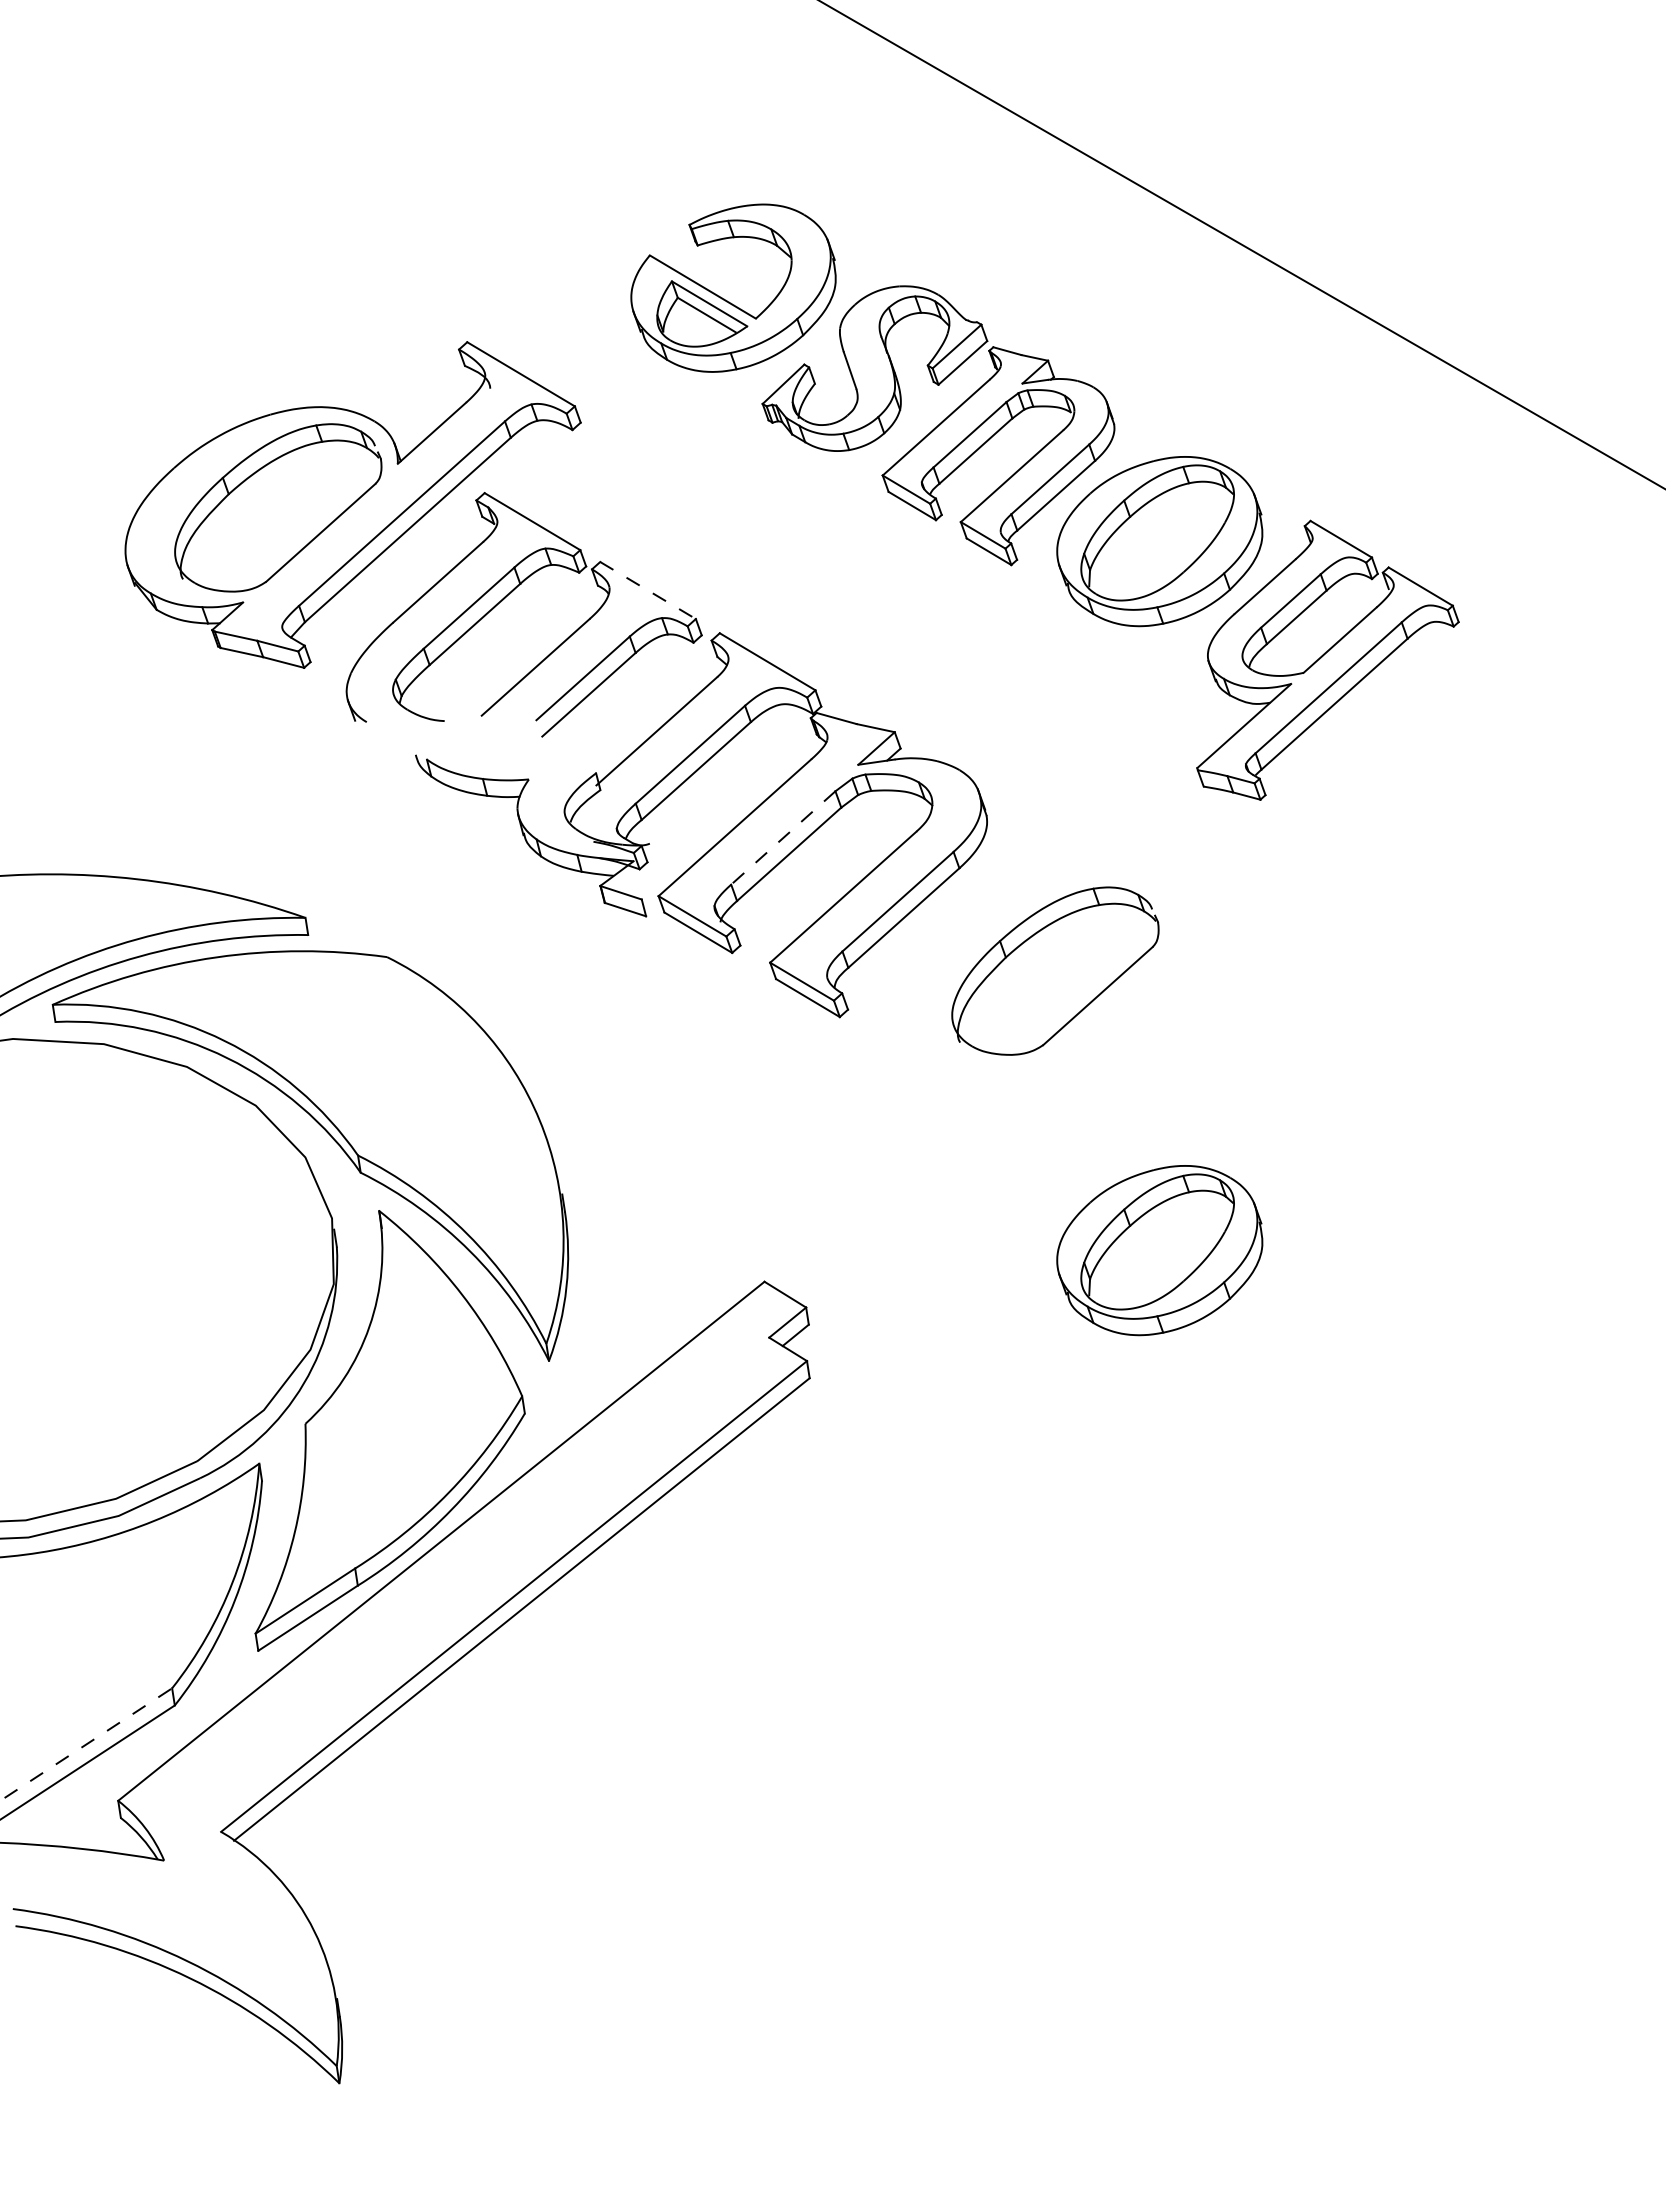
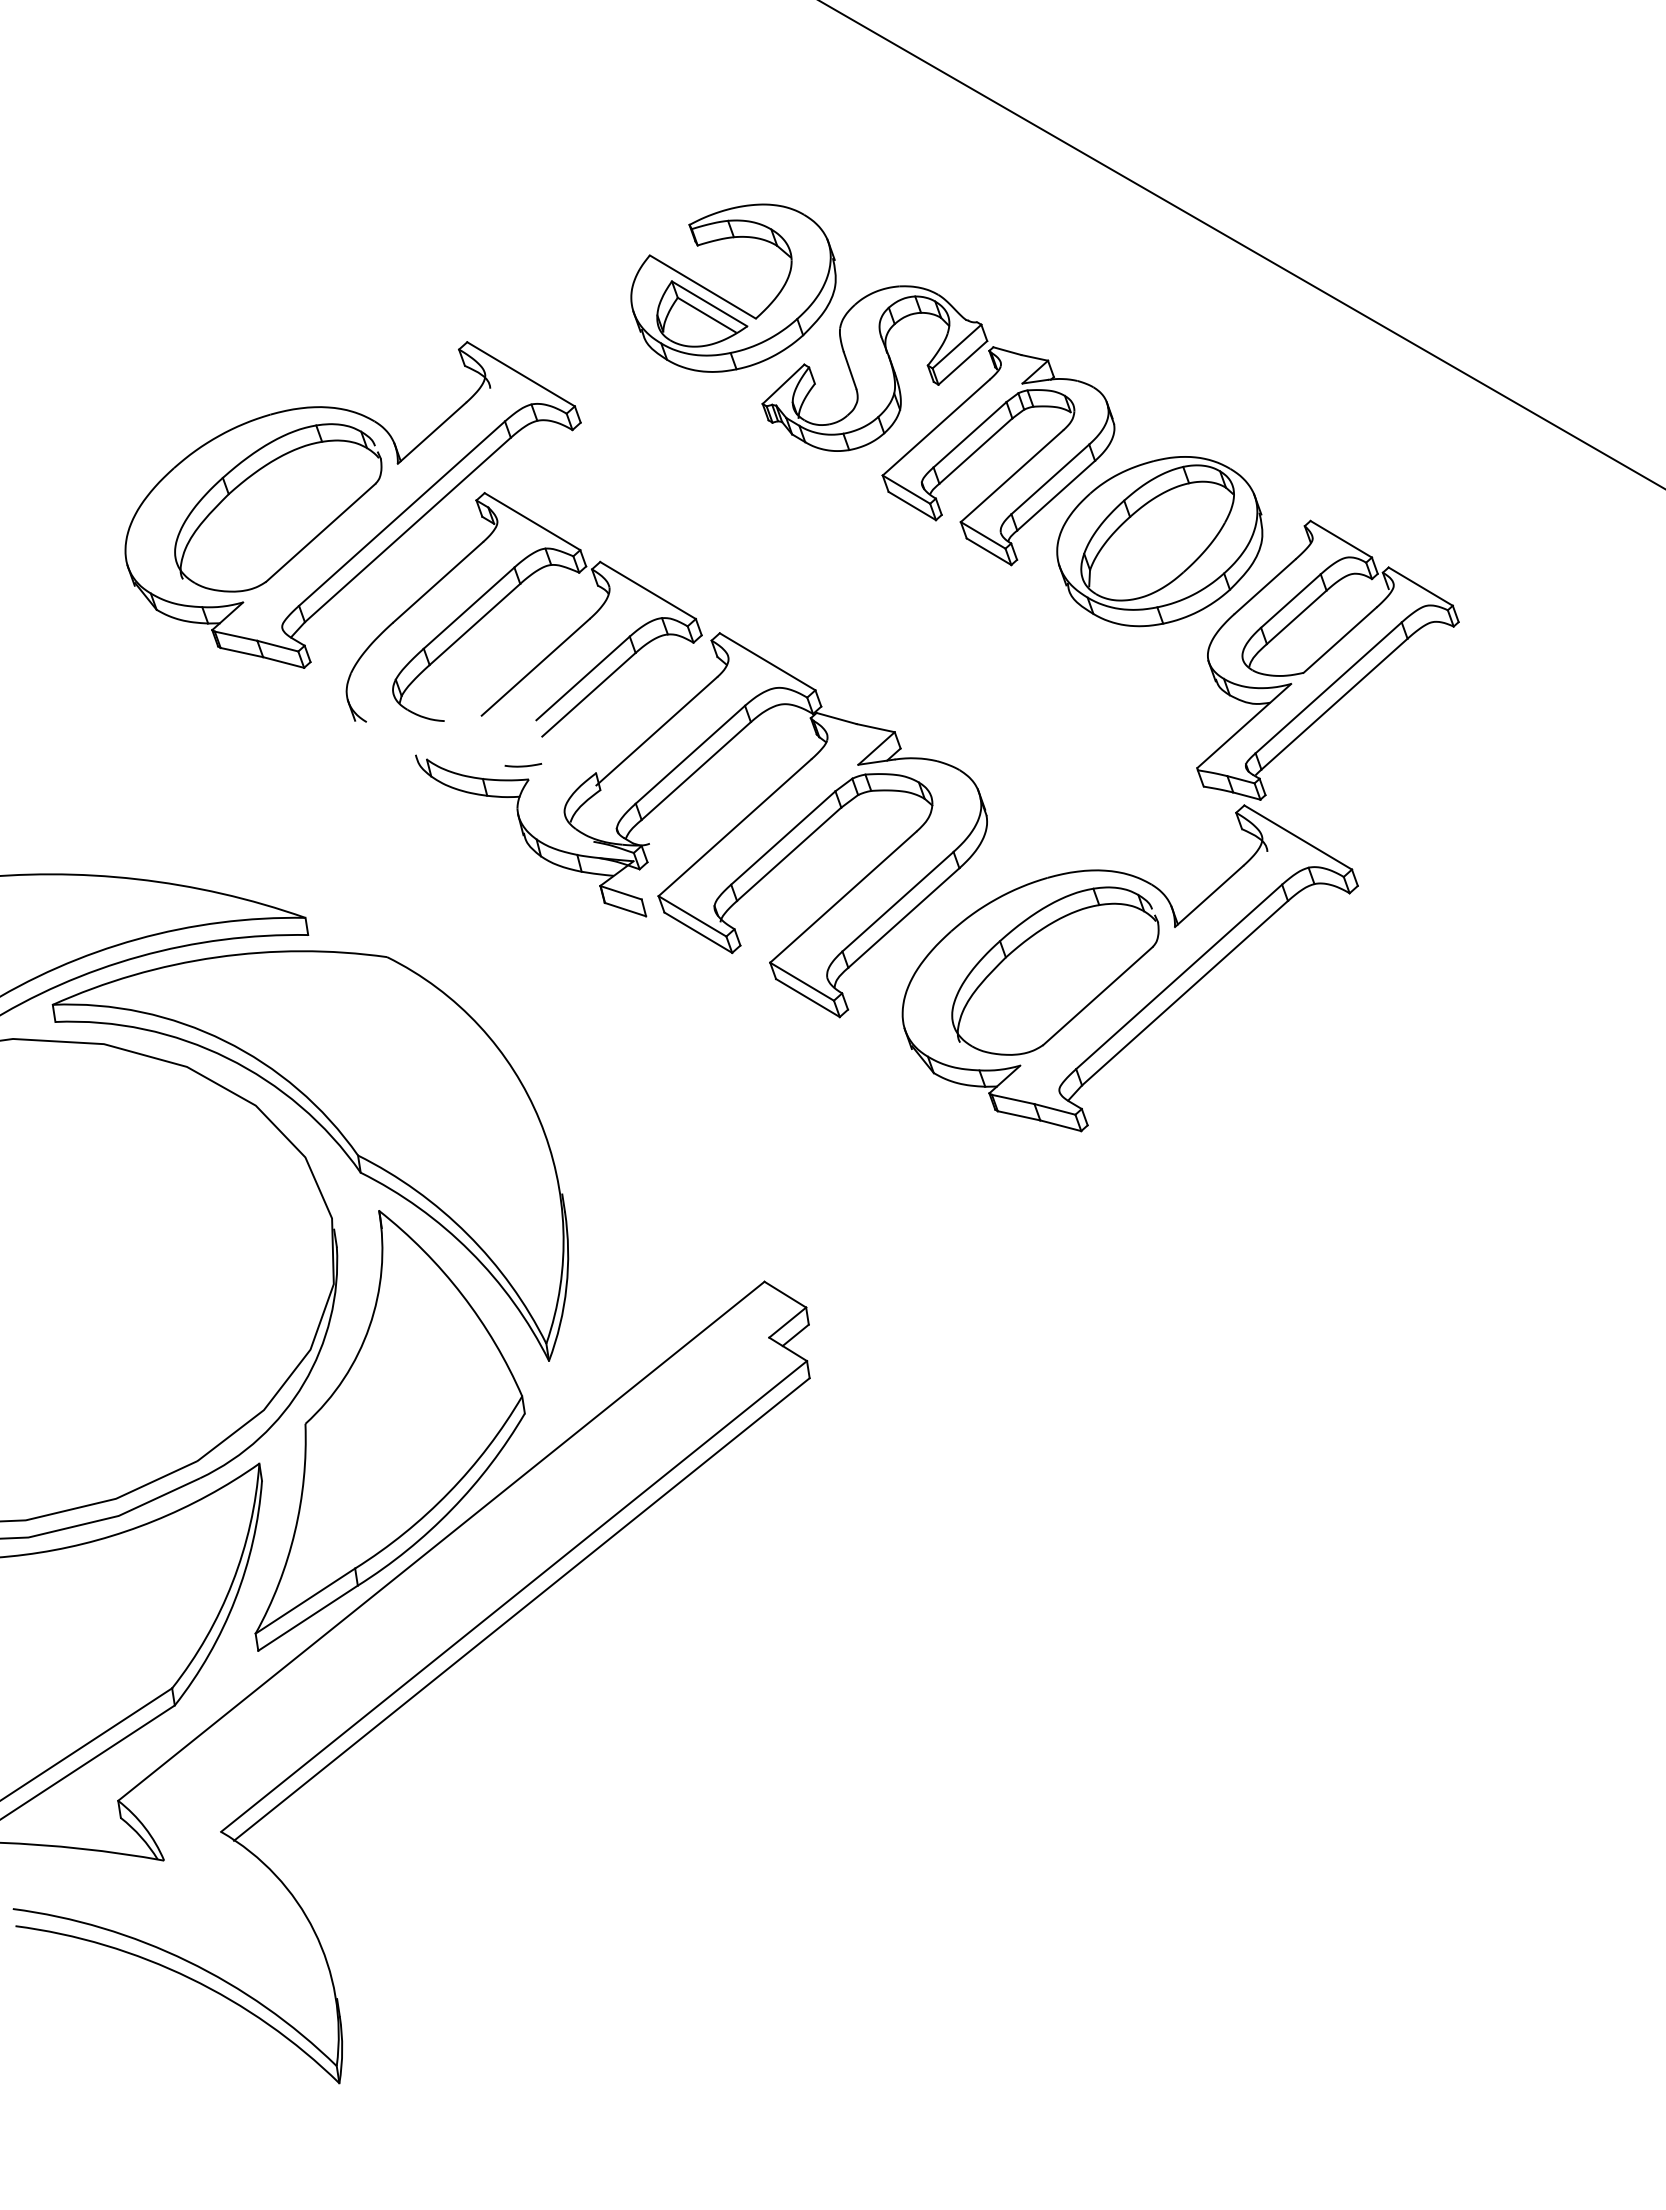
line: dashed -> solid (648, 590)
curve: none -> present (523, 765)
line: dashed -> solid (783, 837)
part: none -> present (1129, 968)
part: present -> none (1159, 1250)
line: dashed -> solid (86, 1744)
